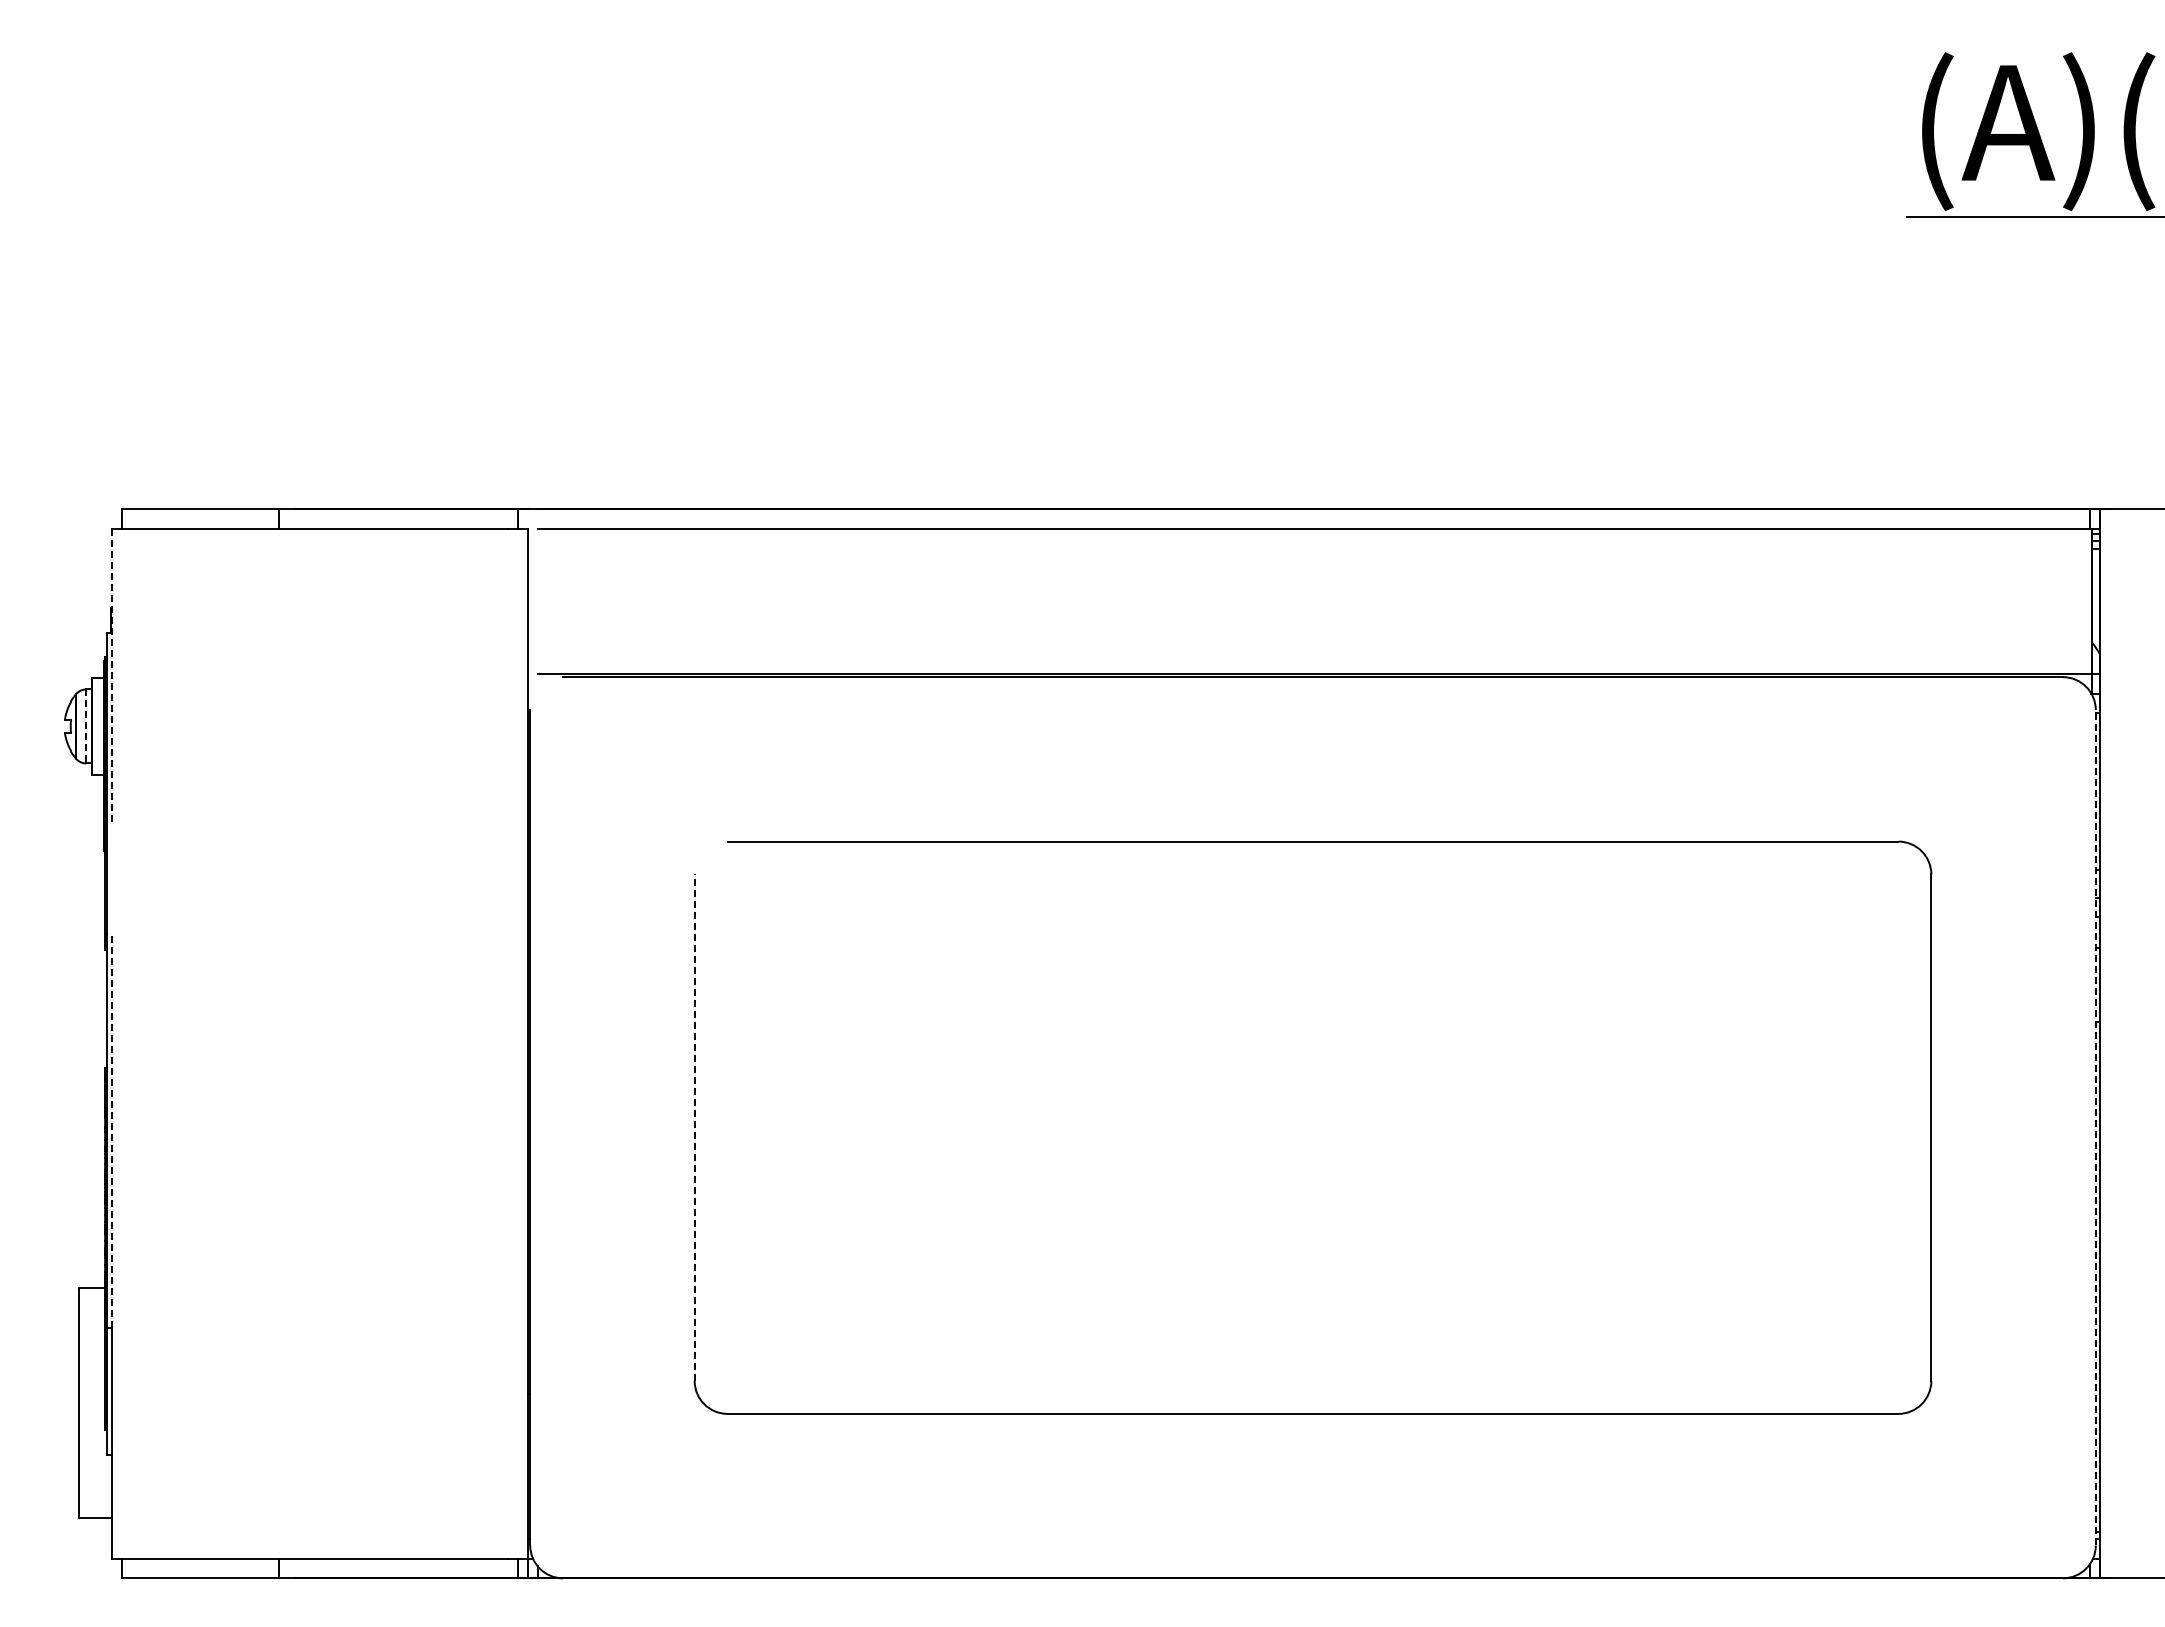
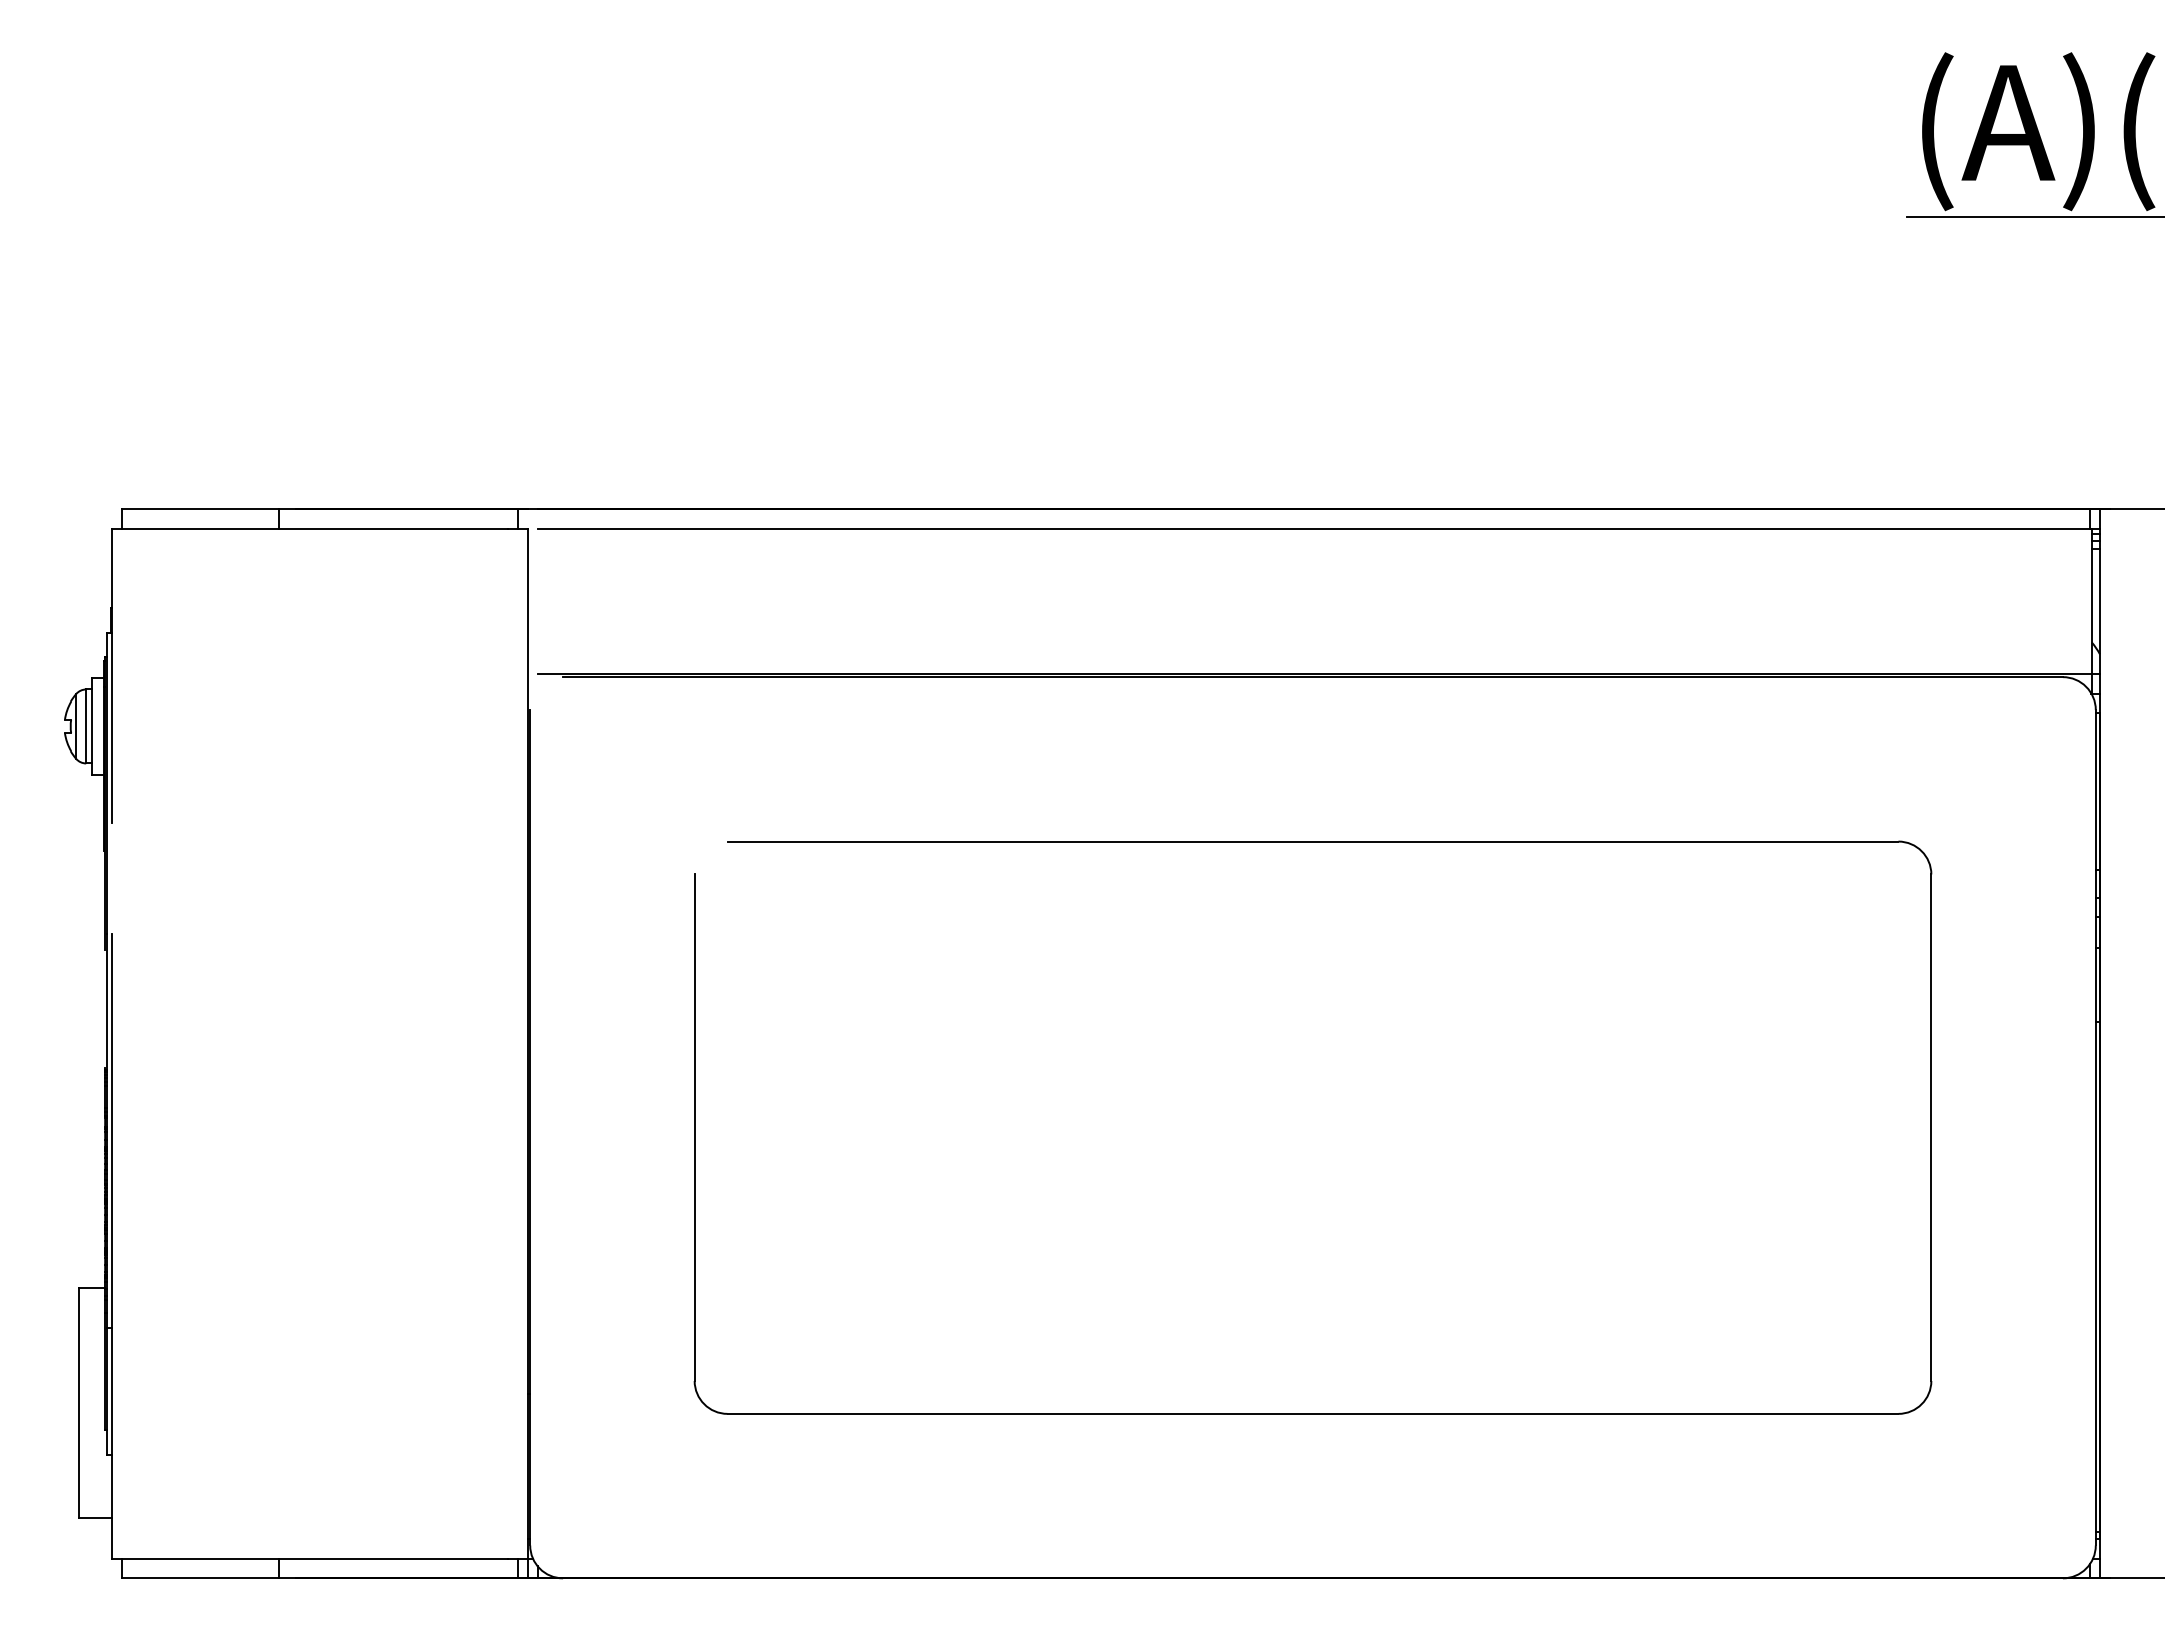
line: dashed -> solid (111, 676)
line: dashed -> solid (86, 726)
line: dashed -> solid (694, 1127)
line: dashed -> solid (2095, 1127)
line: dashed -> solid (111, 1130)
